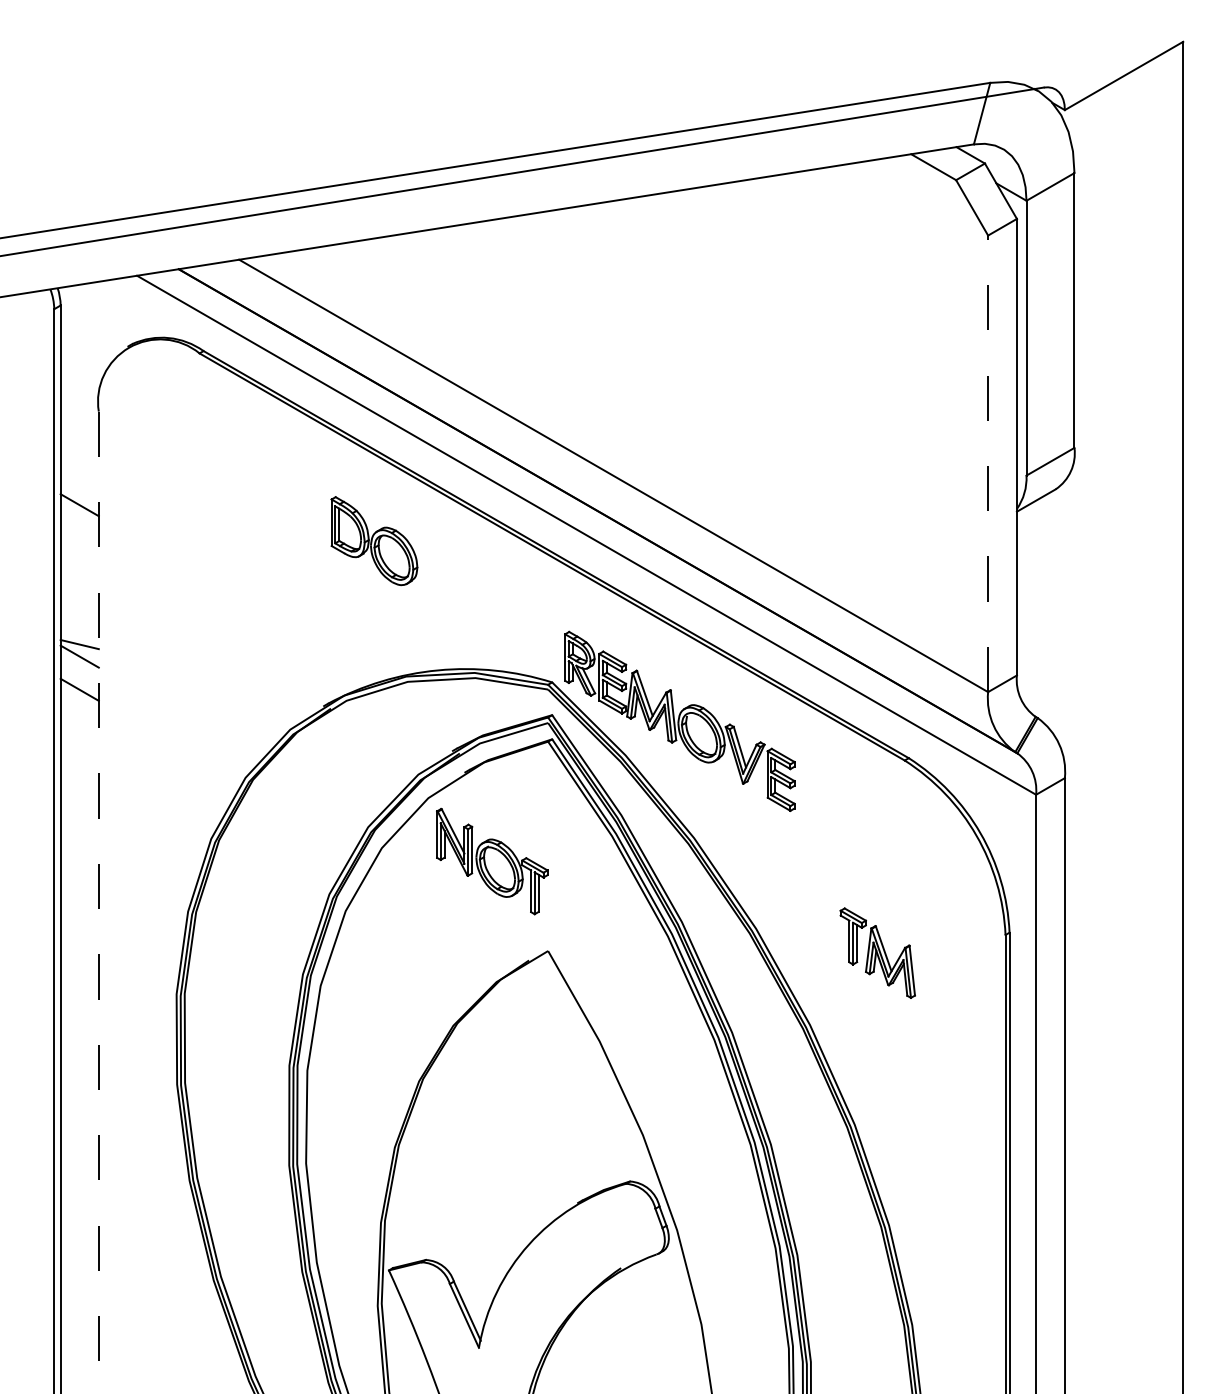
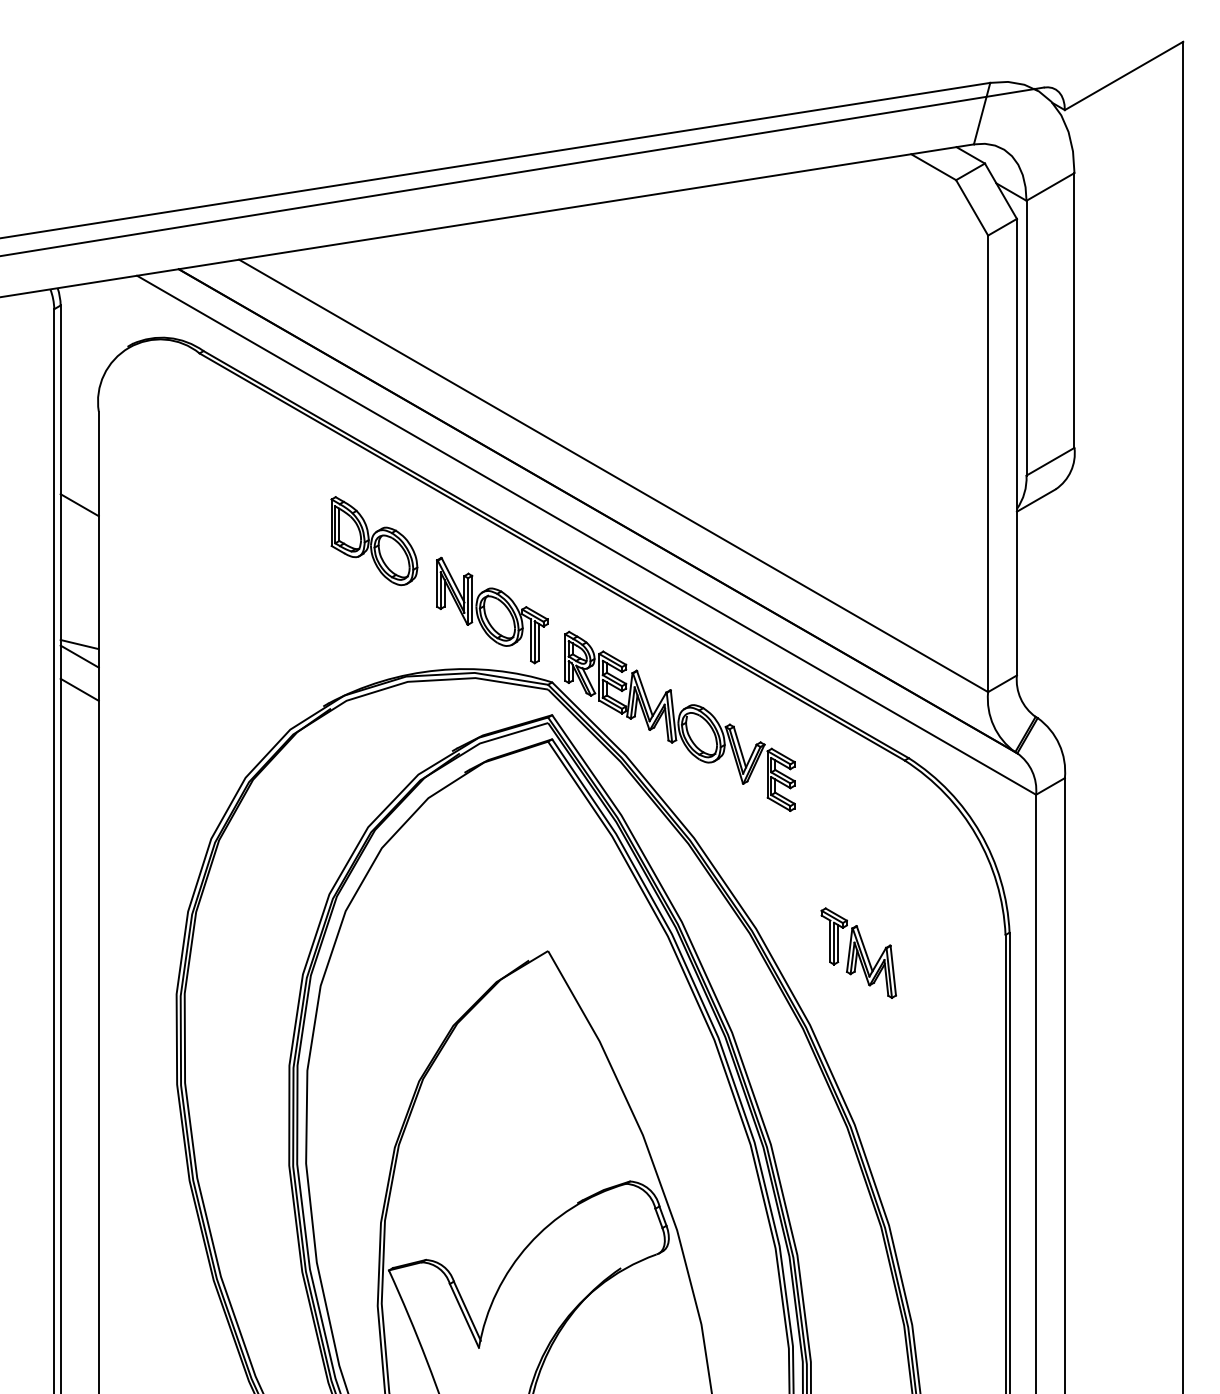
line: dashed -> solid (988, 463)
part position: (492, 861) -> (492, 610) (492, 610)
line: dashed -> solid (98, 902)
part position: (877, 952) -> (858, 952) (858, 952)
